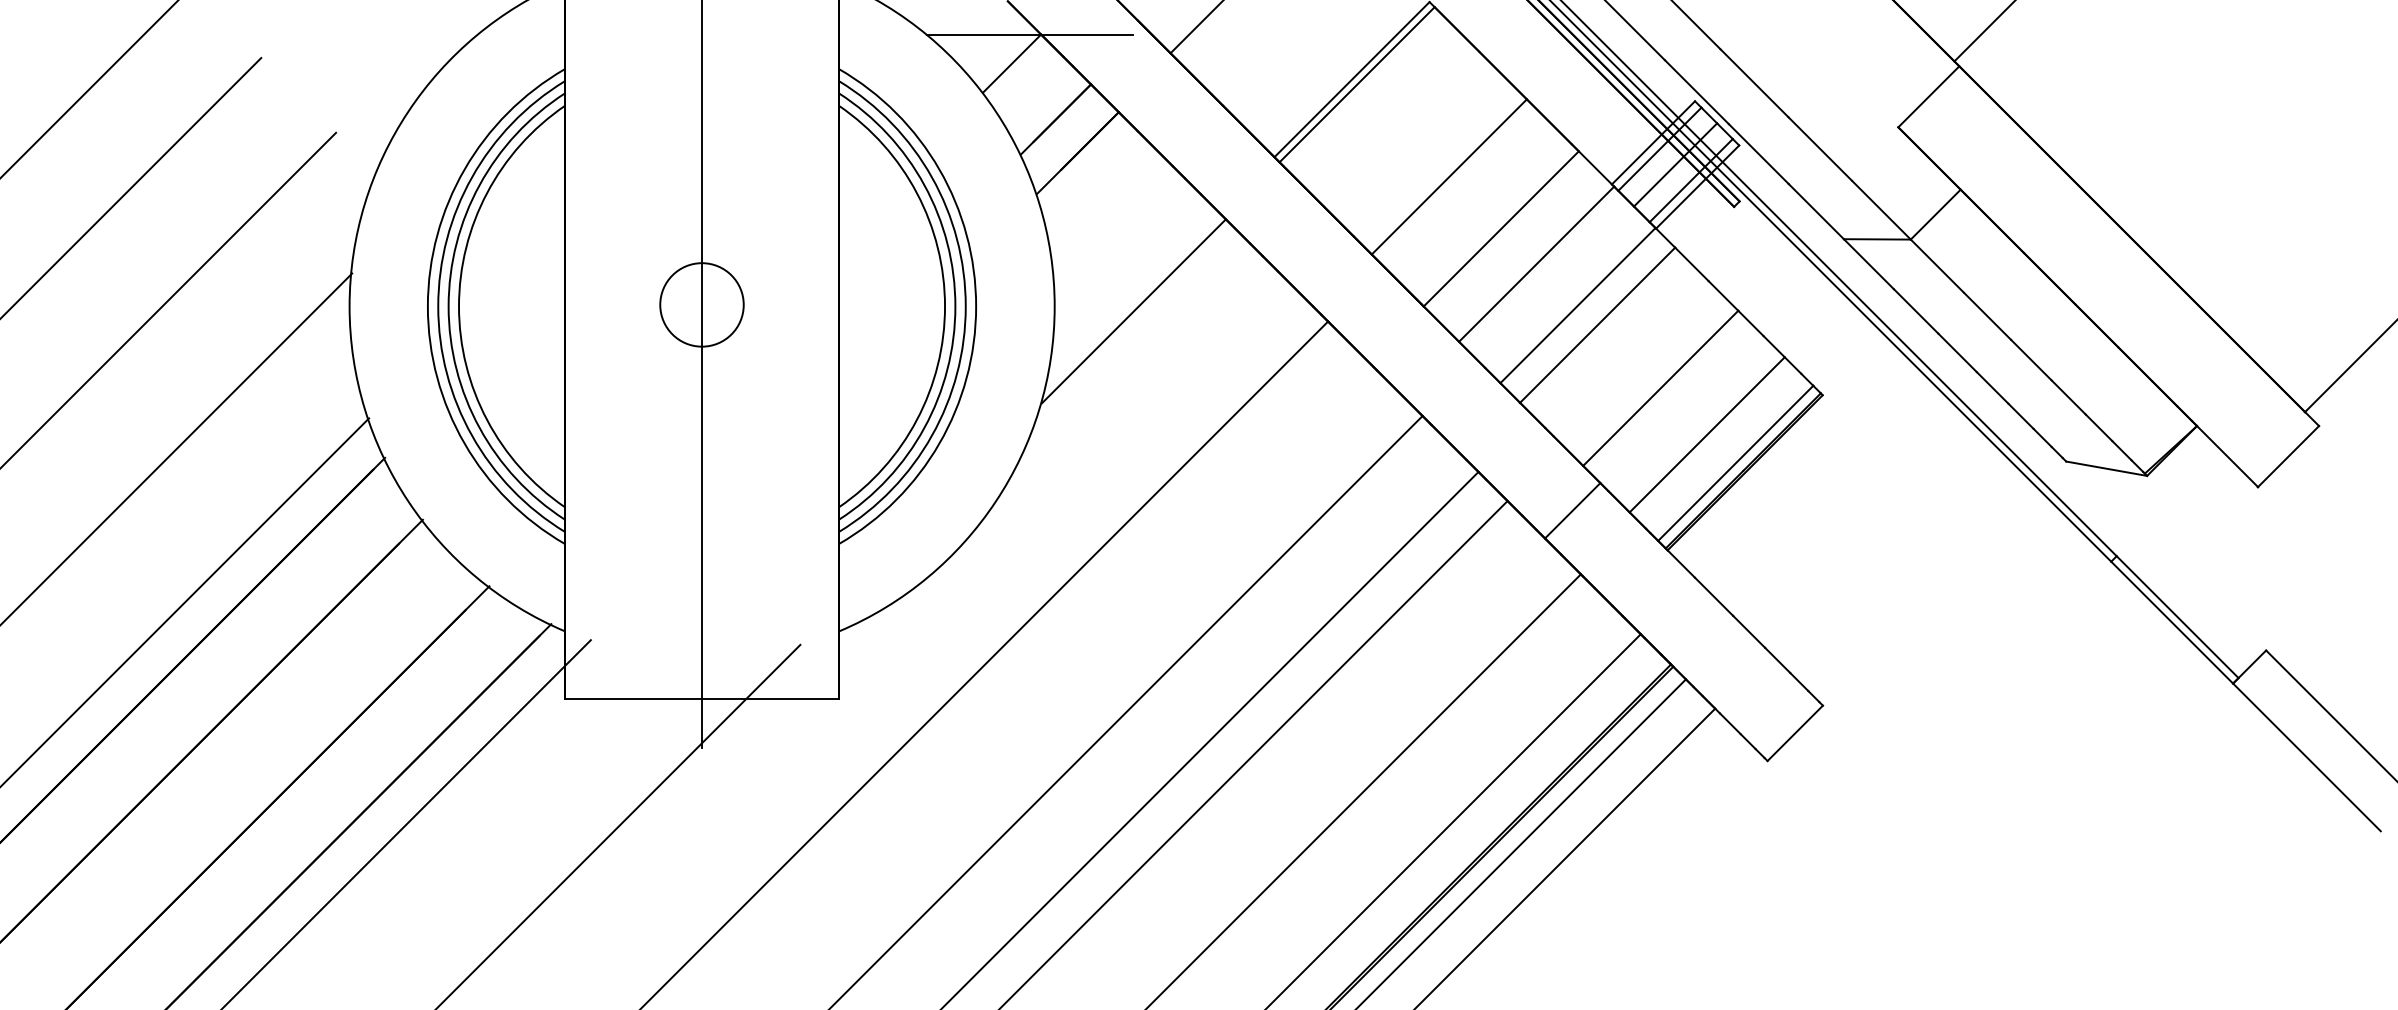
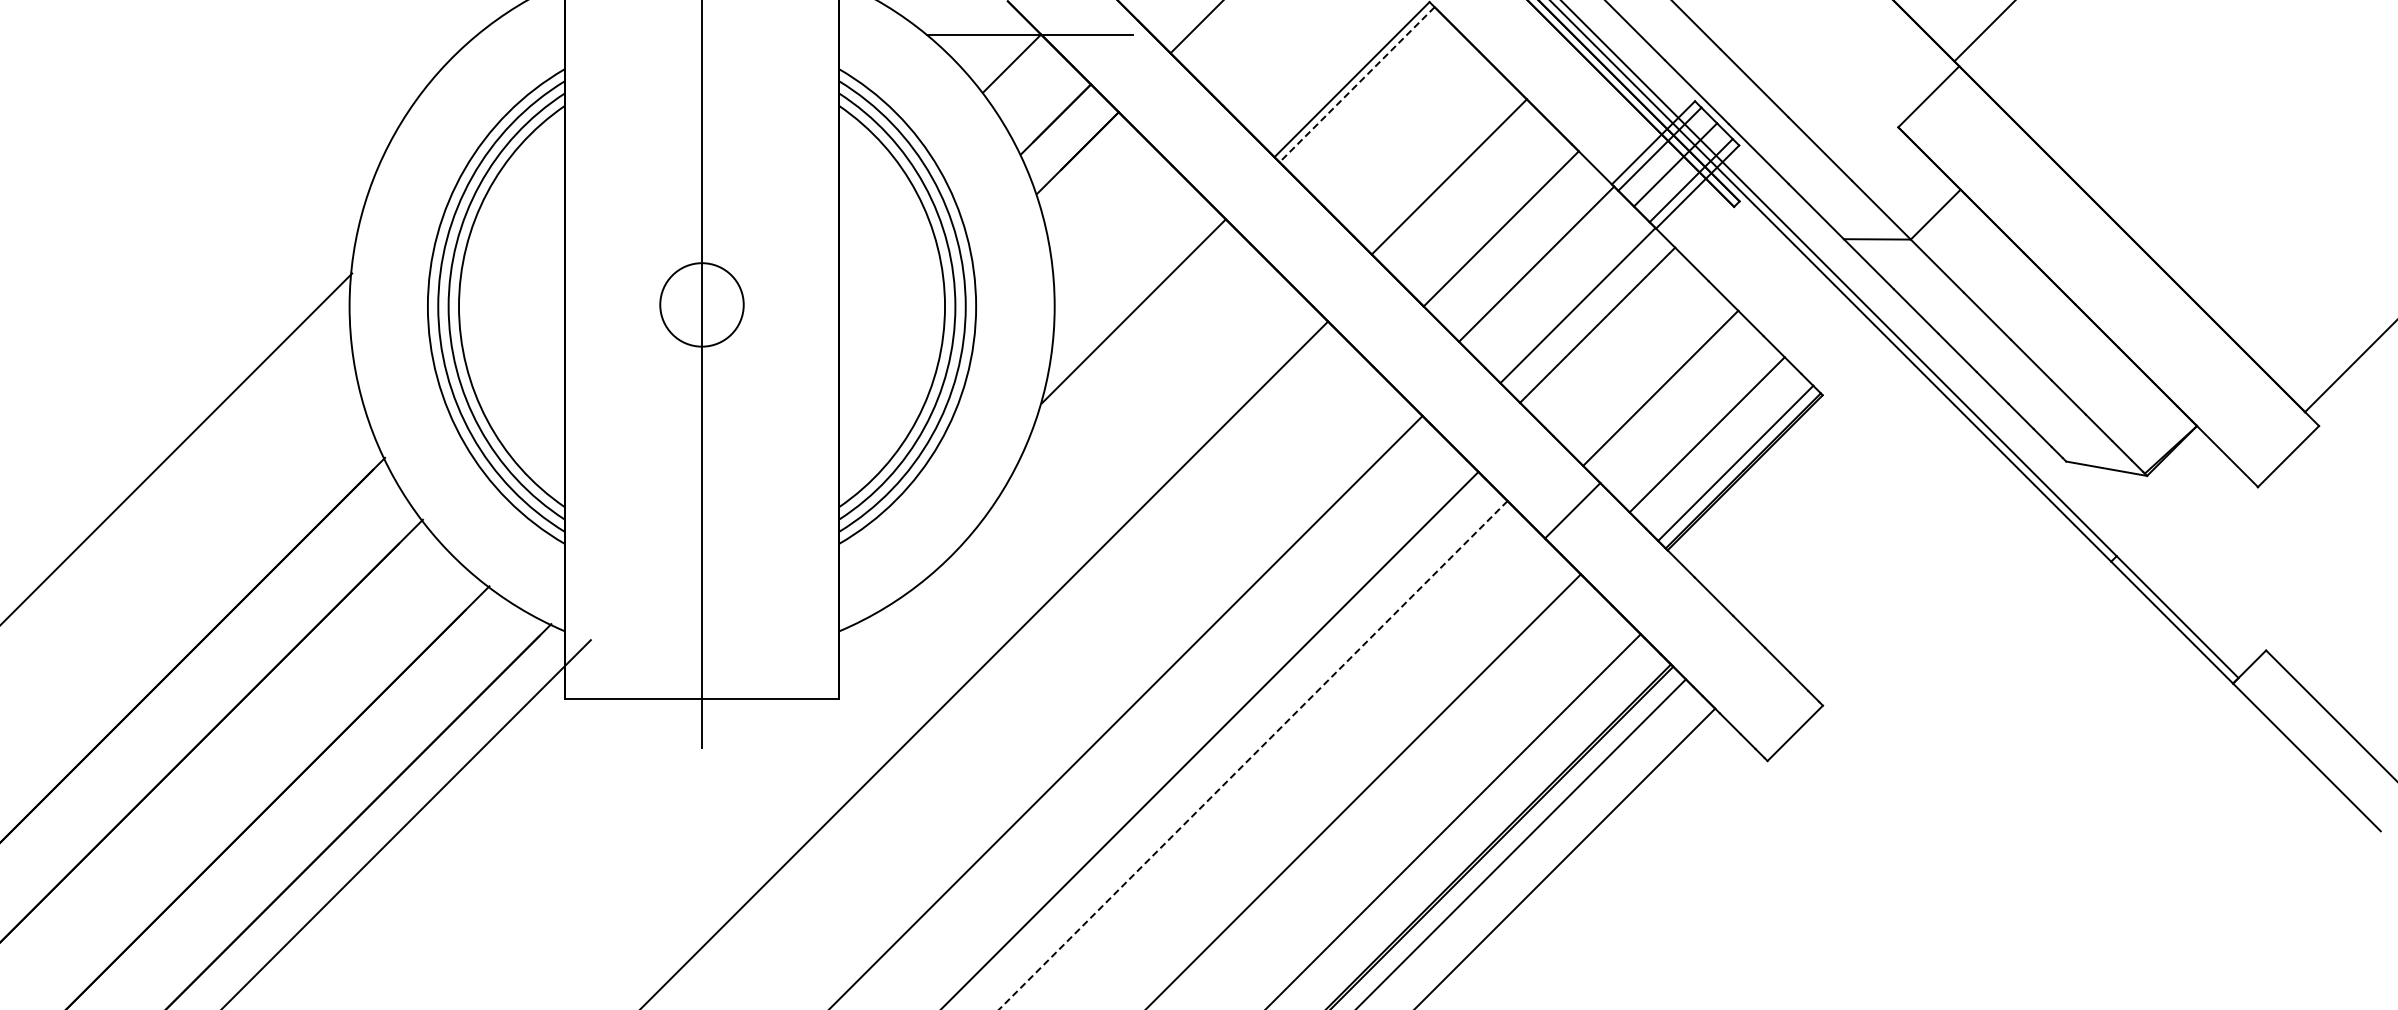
line: solid -> dashed (1357, 84)
line: present -> none (89, 89)
line: present -> none (131, 187)
line: present -> none (169, 299)
line: present -> none (185, 601)
line: solid -> dashed (1253, 755)
line: present -> none (619, 825)
